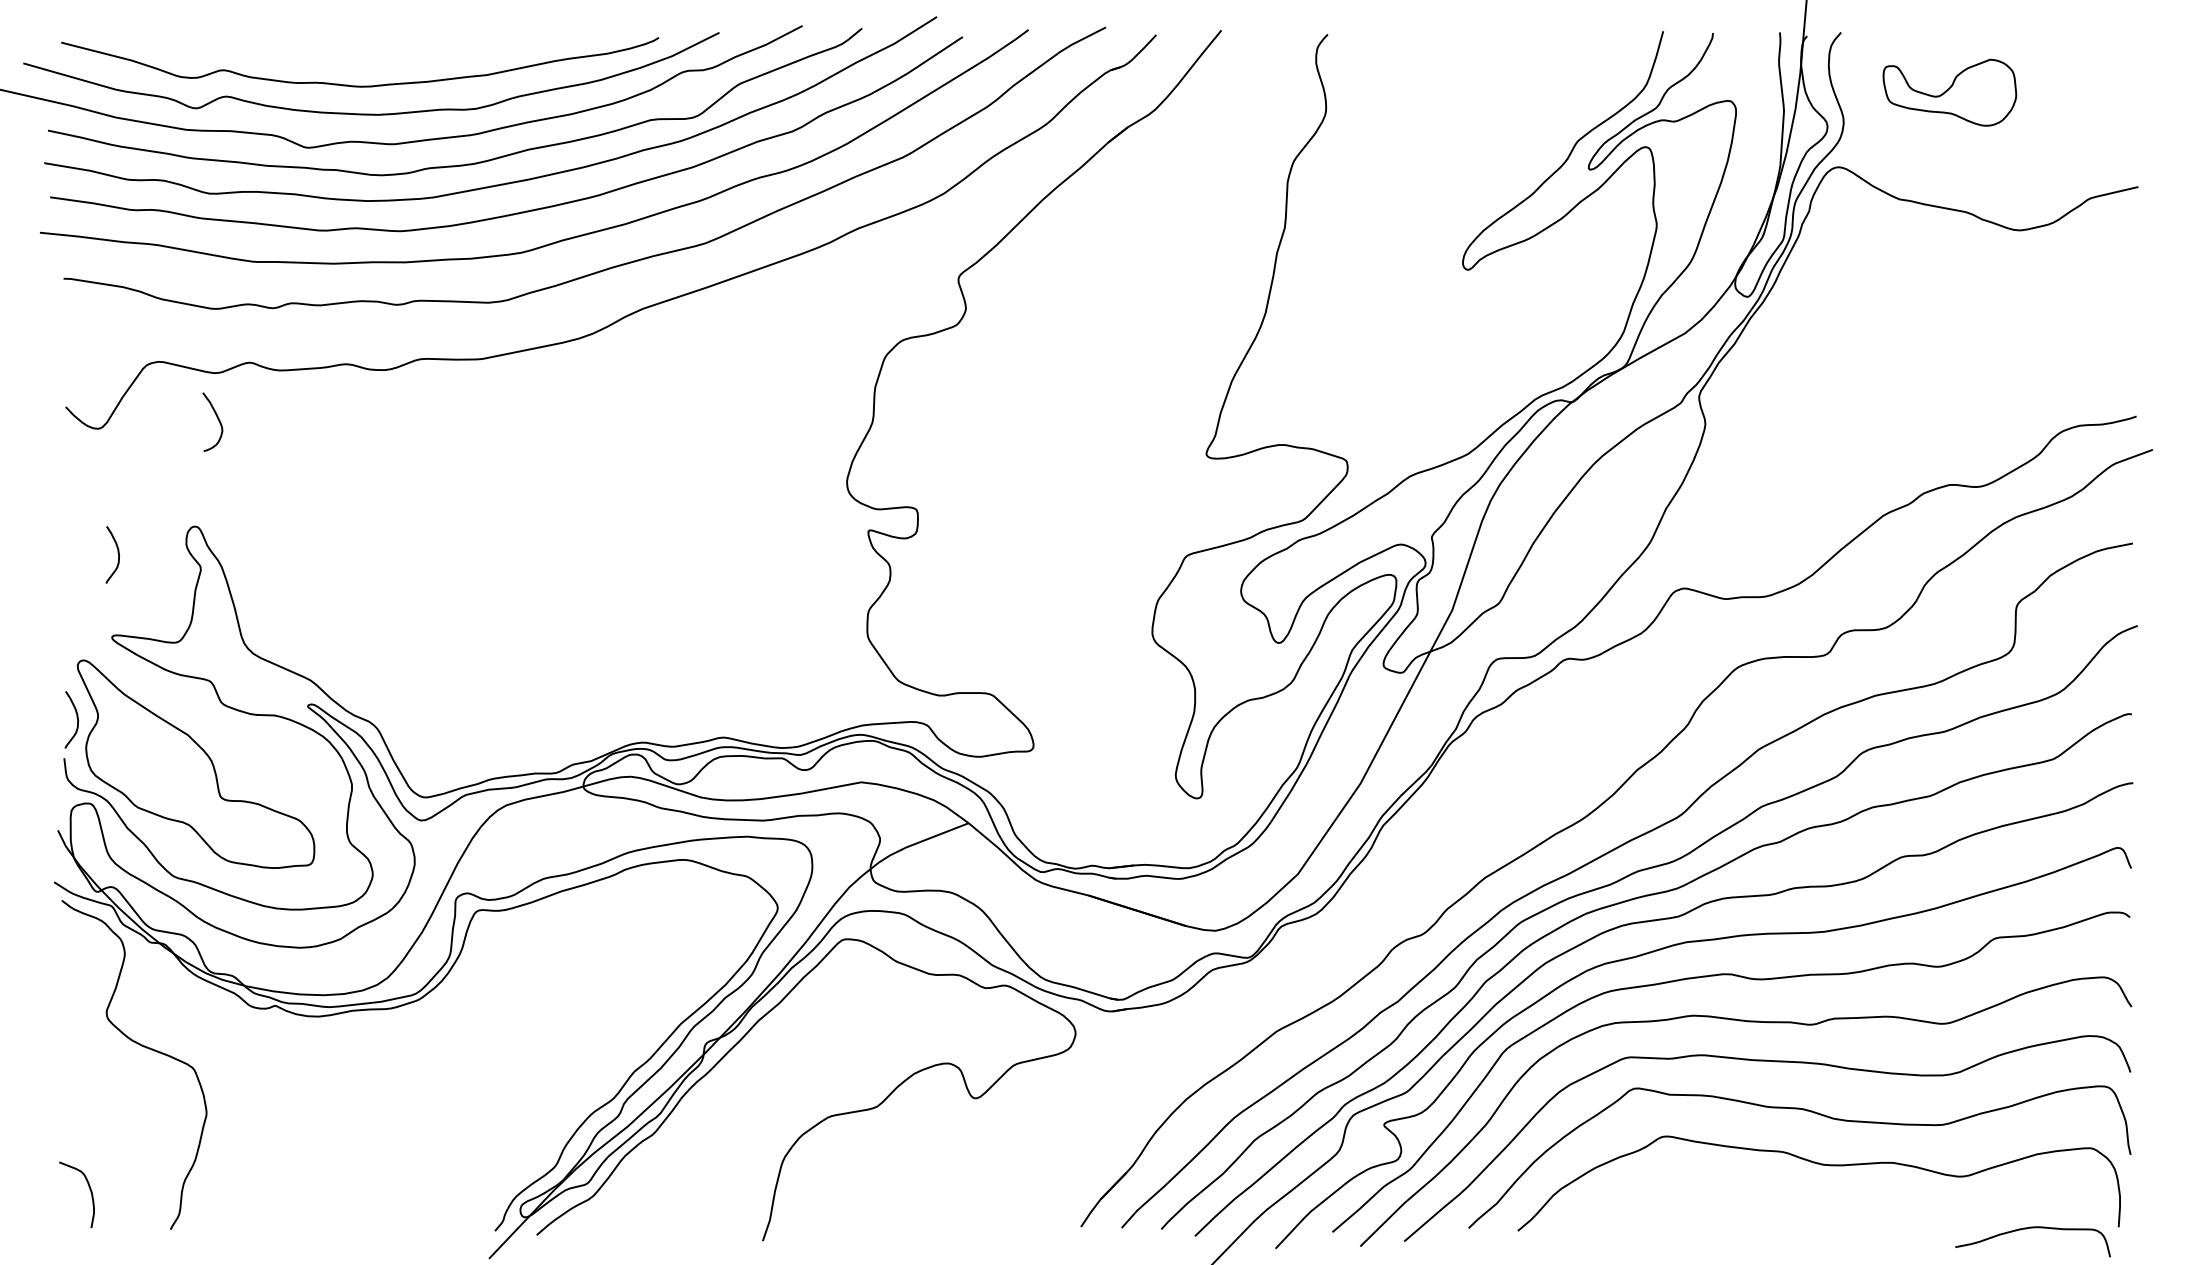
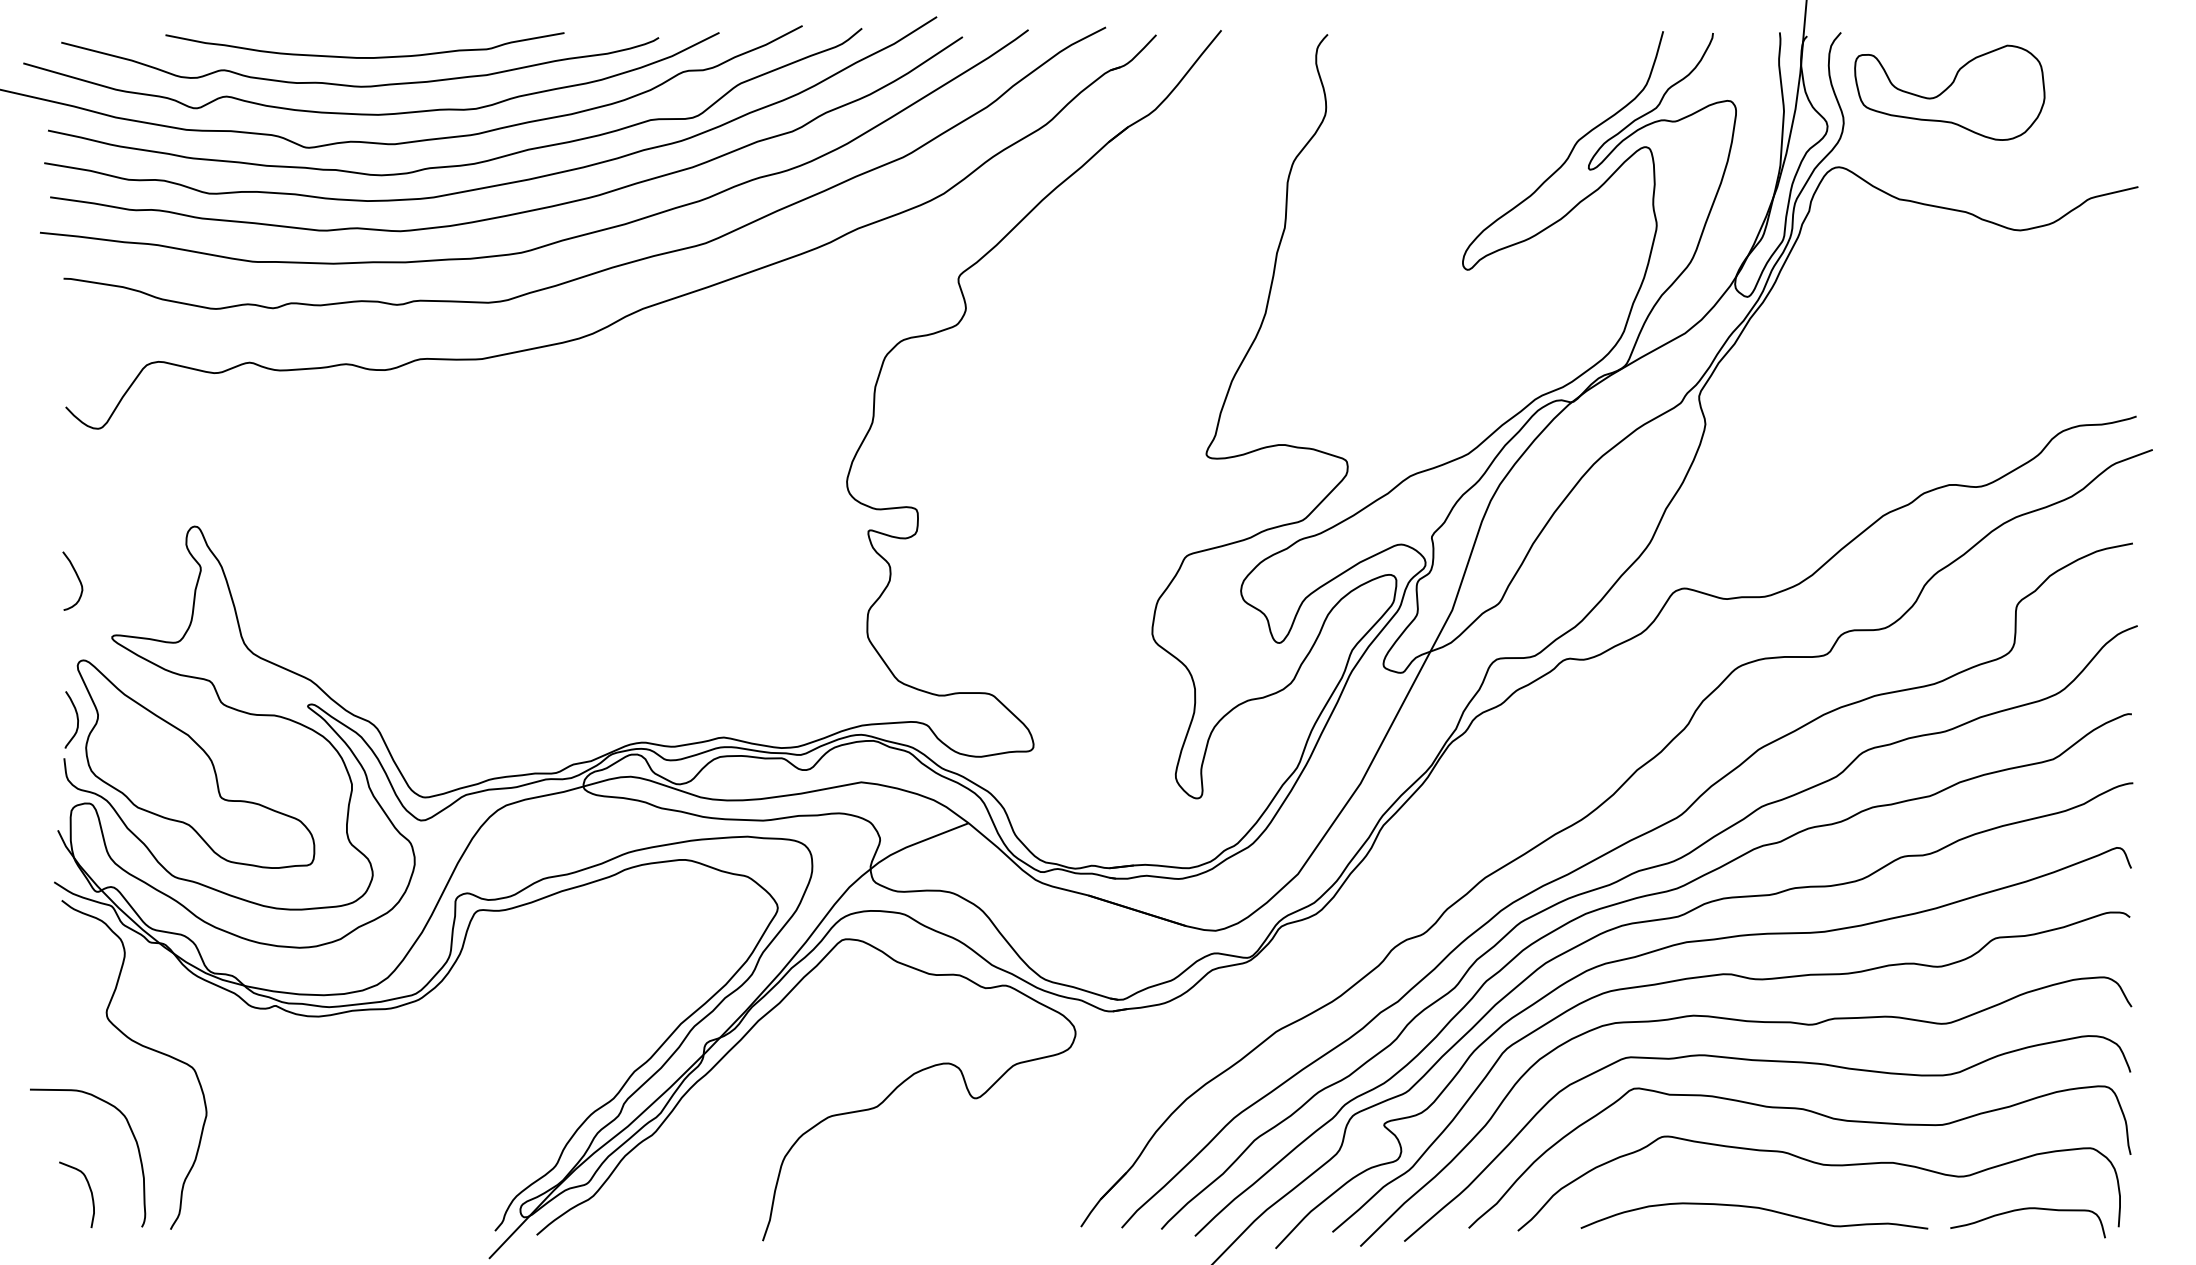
curve: none -> present (364, 57)
part size: 136x69 px -> 192x97 px (1949, 92)
curve position: (217, 419) -> (77, 578) (77, 578)
curve: present -> none (117, 553)
curve: none -> present (132, 1135)
curve: none -> present (1754, 1208)
curve position: (2032, 1228) -> (2027, 1209) (2027, 1209)
